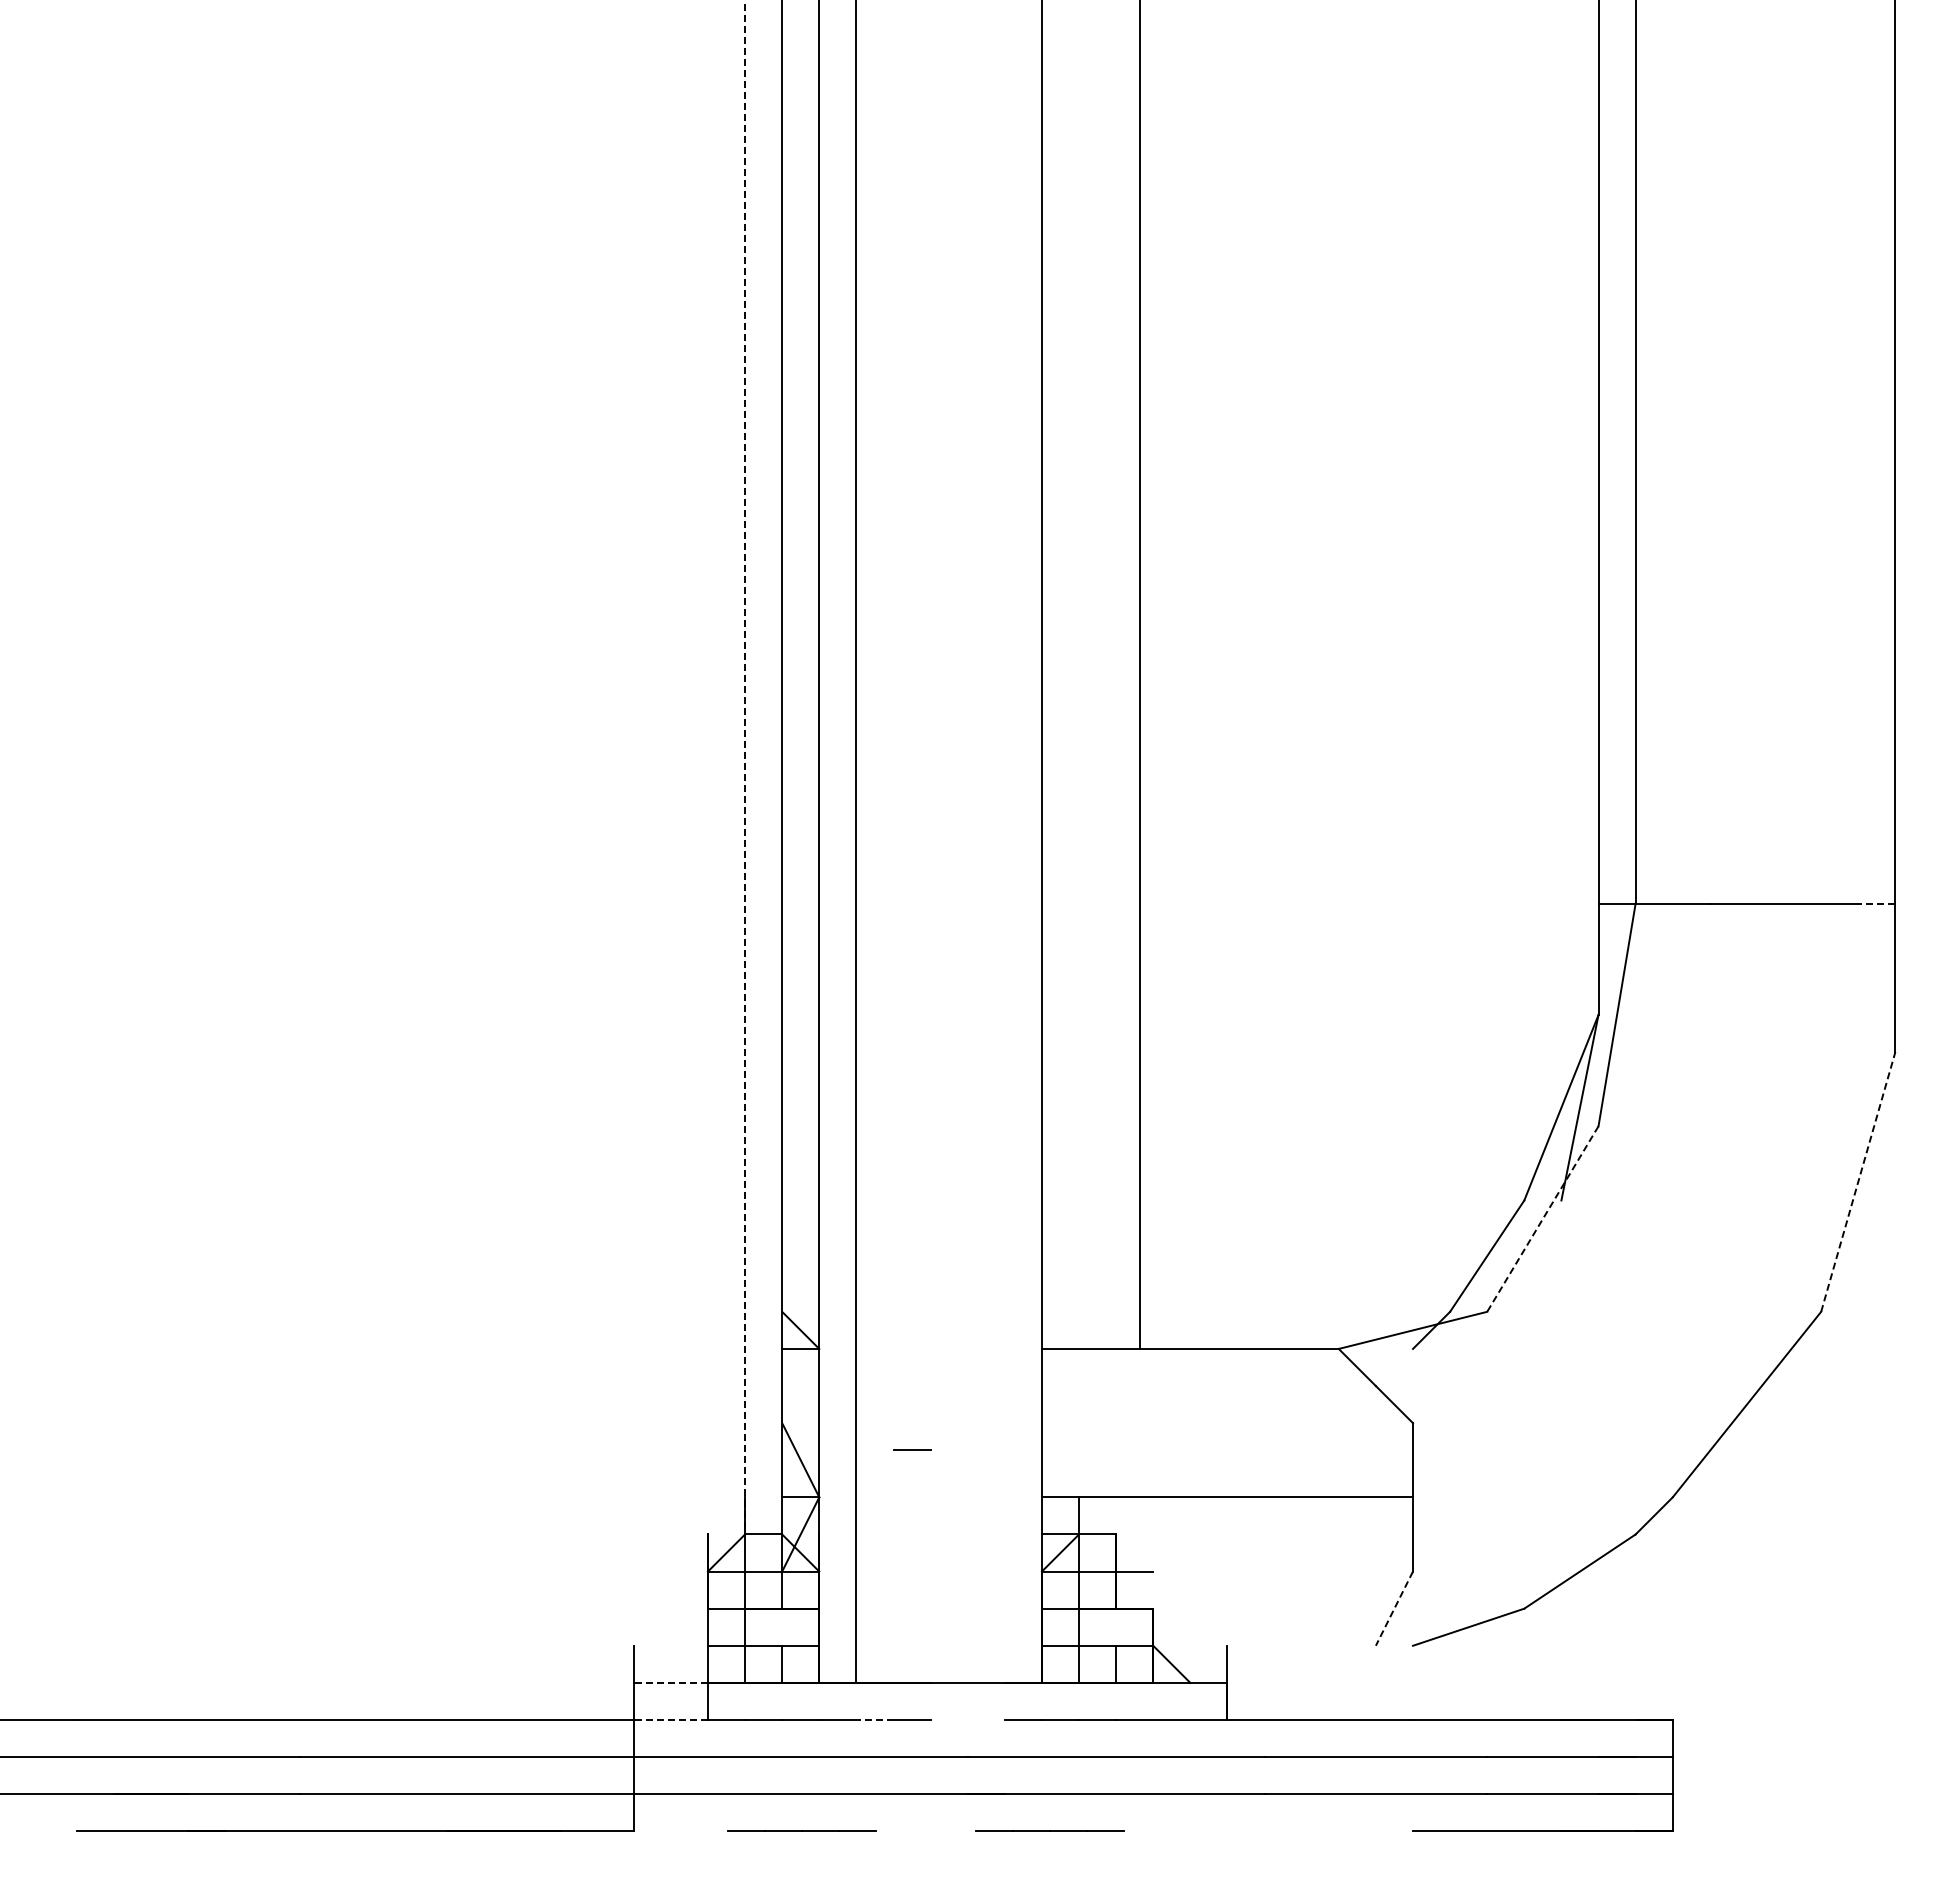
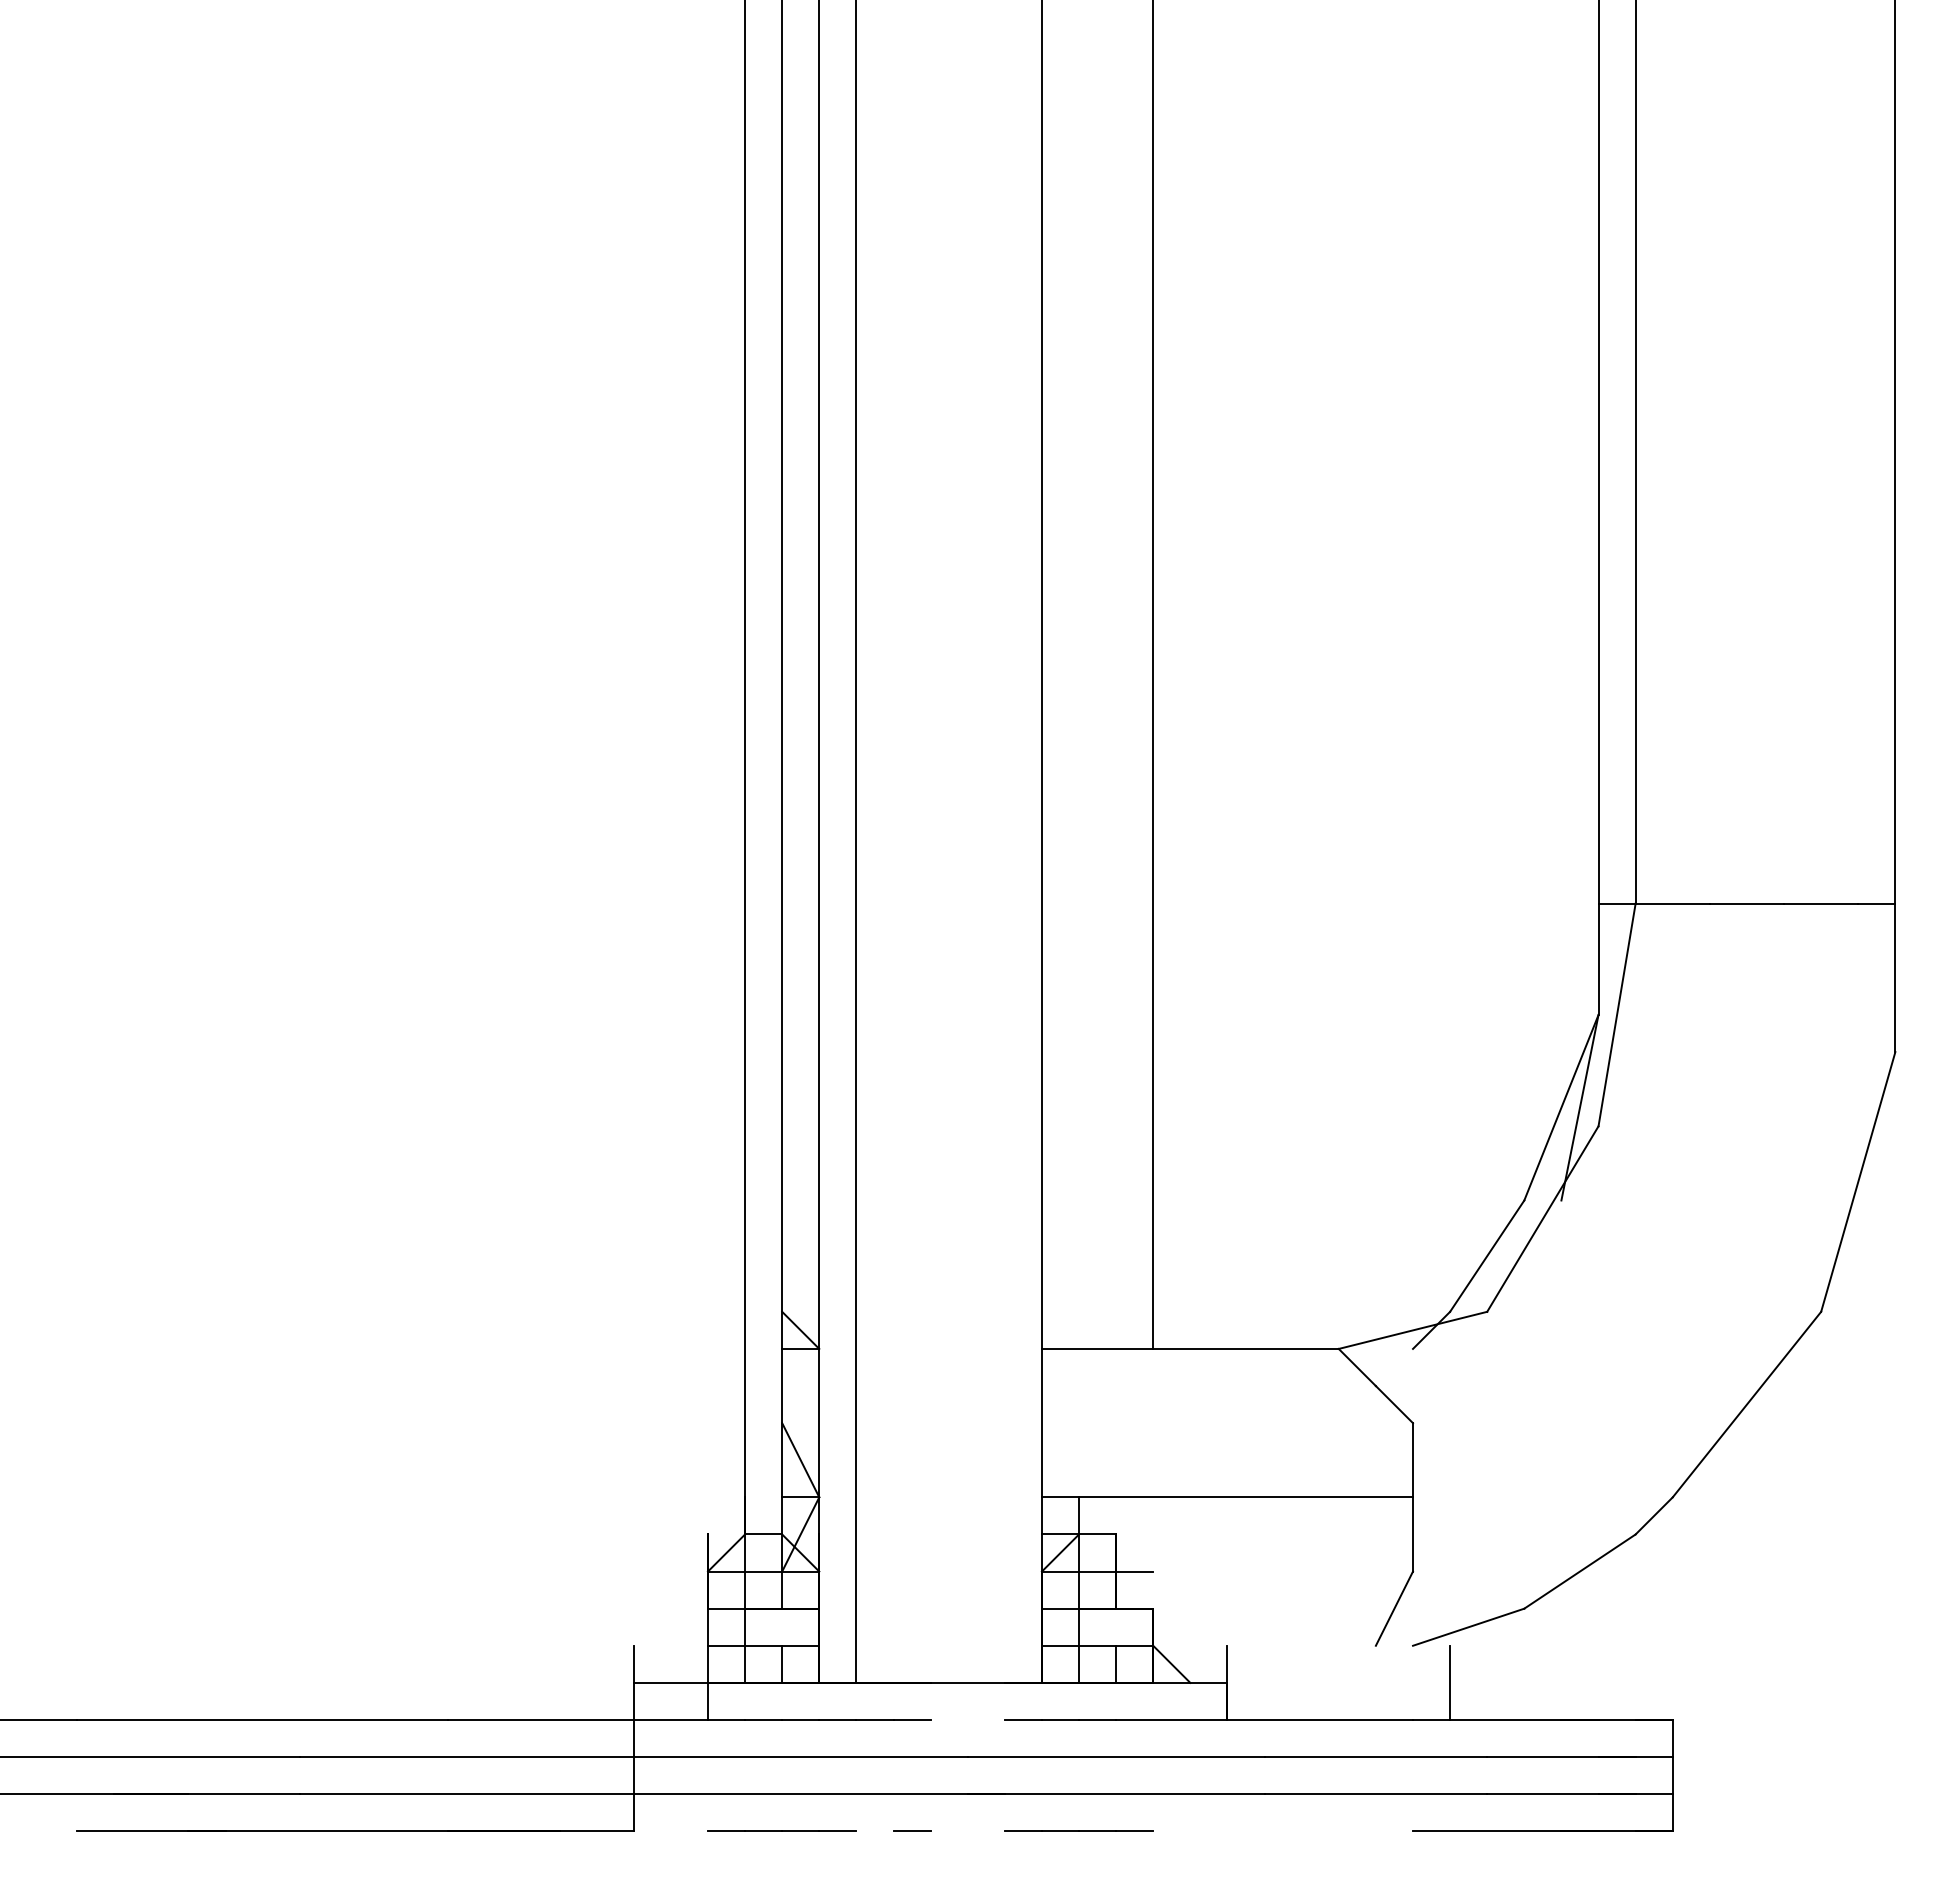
line position: (1140, 675) -> (1153, 675) (1153, 675)
line: dashed -> solid (745, 767)
line: dashed -> solid (1876, 903)
line: dashed -> solid (1858, 1181)
line: dashed -> solid (1542, 1219)
line position: (912, 1449) -> (912, 1830) (912, 1830)
line: dashed -> solid (1394, 1609)
line: dashed -> solid (670, 1682)
line: none -> present (1450, 1682)
line: dashed -> solid (670, 1720)
line: dashed -> solid (874, 1720)
line position: (801, 1830) -> (781, 1830) (781, 1830)
line position: (1049, 1830) -> (1078, 1830) (1078, 1830)
